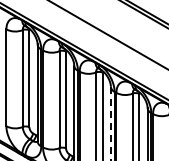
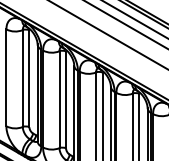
line: none -> present (134, 19)
line: none -> present (125, 24)
line: dashed -> solid (110, 123)
